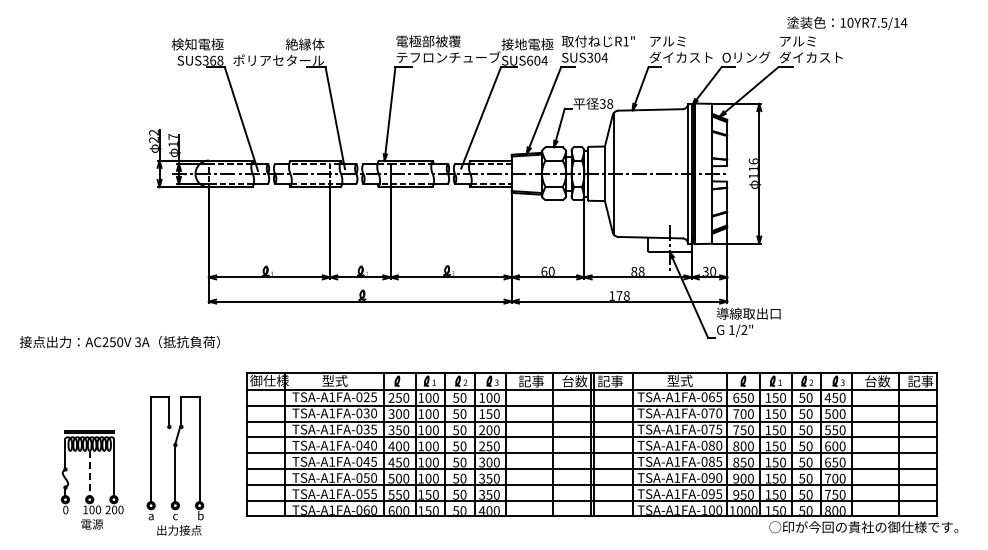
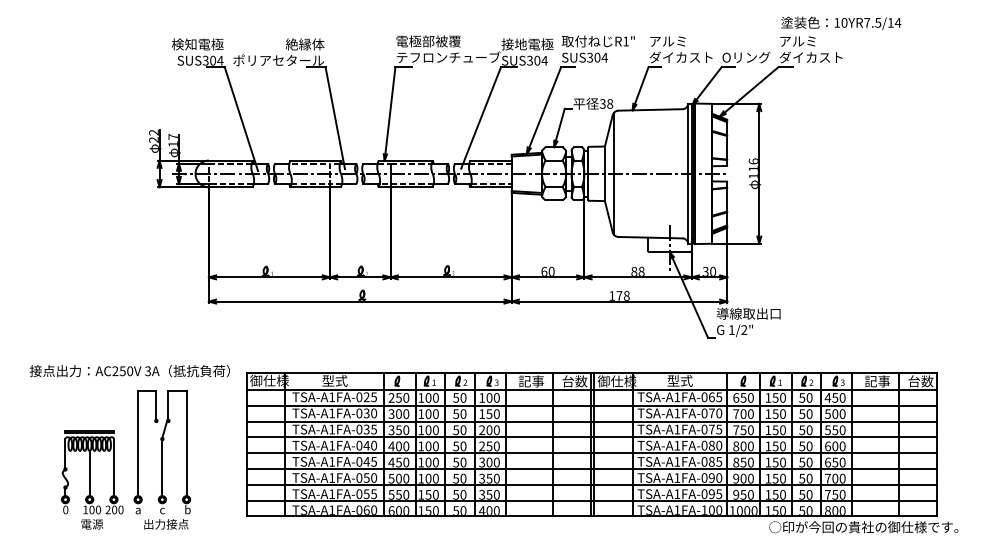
text position: (847, 22) -> (841, 22) (841, 22)
text: SUS368 -> SUS304 (216, 60)
text: SUS604 -> SUS304 (530, 60)
text position: (119, 342) -> (129, 371) (129, 371)
text: 記事 -> 御仕様 (616, 381)
text: 台数 -> 記事 (877, 381)
text: 記事 -> 台数 (920, 381)
part position: (175, 465) -> (162, 459) (162, 459)
line: dashed -> solid (89, 473)
